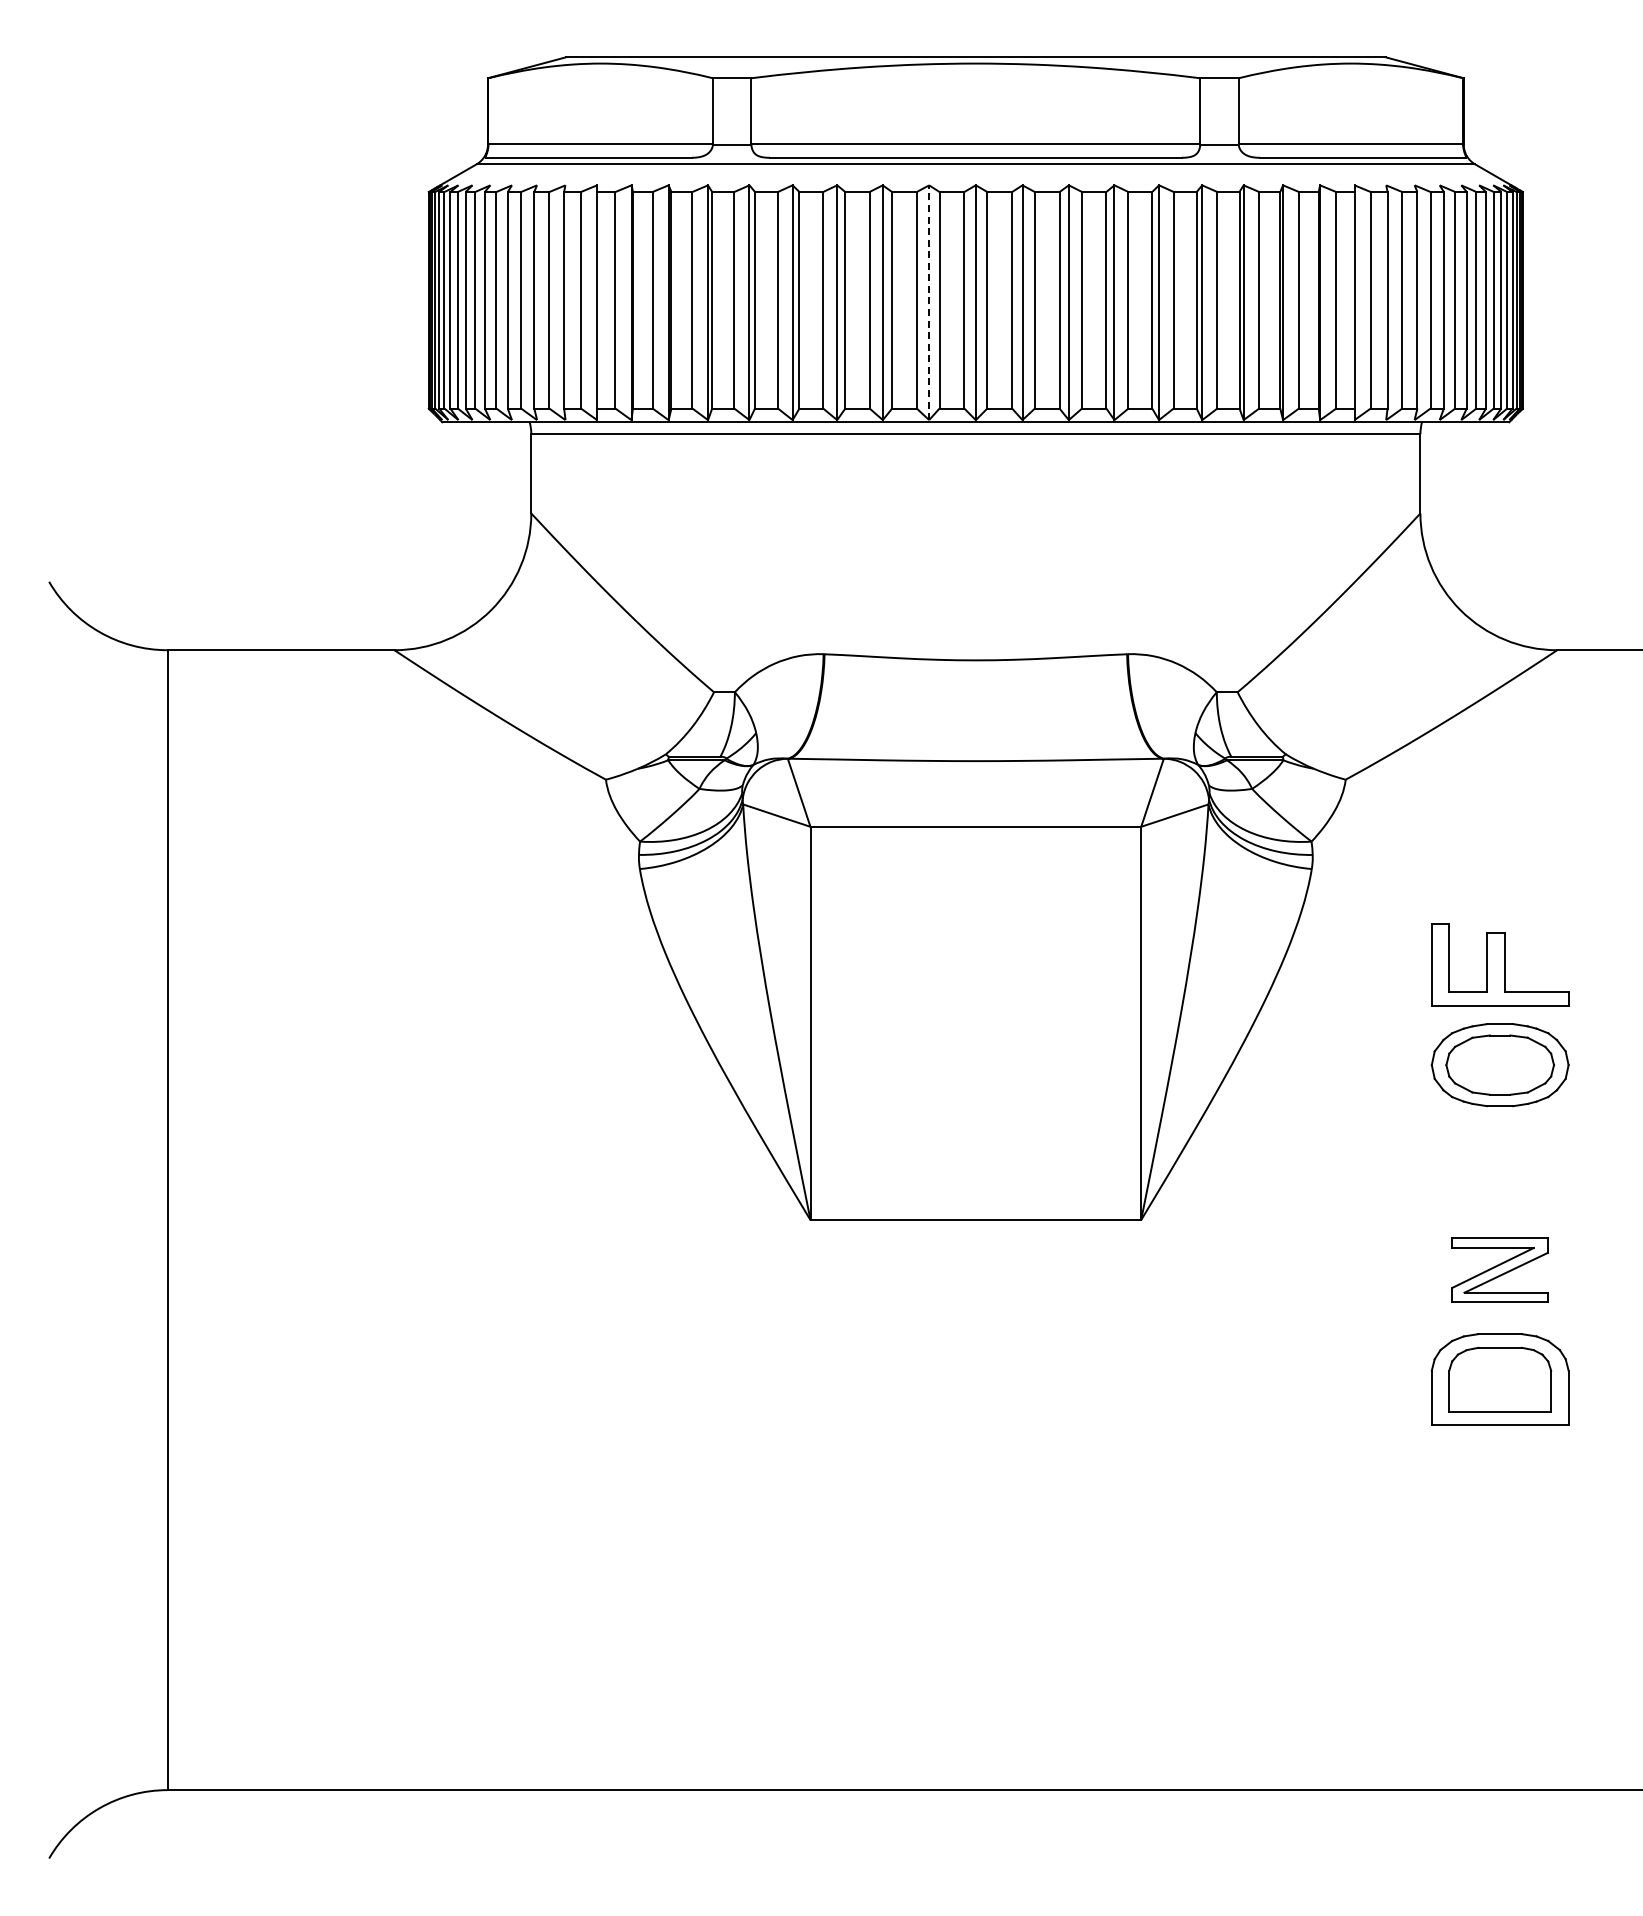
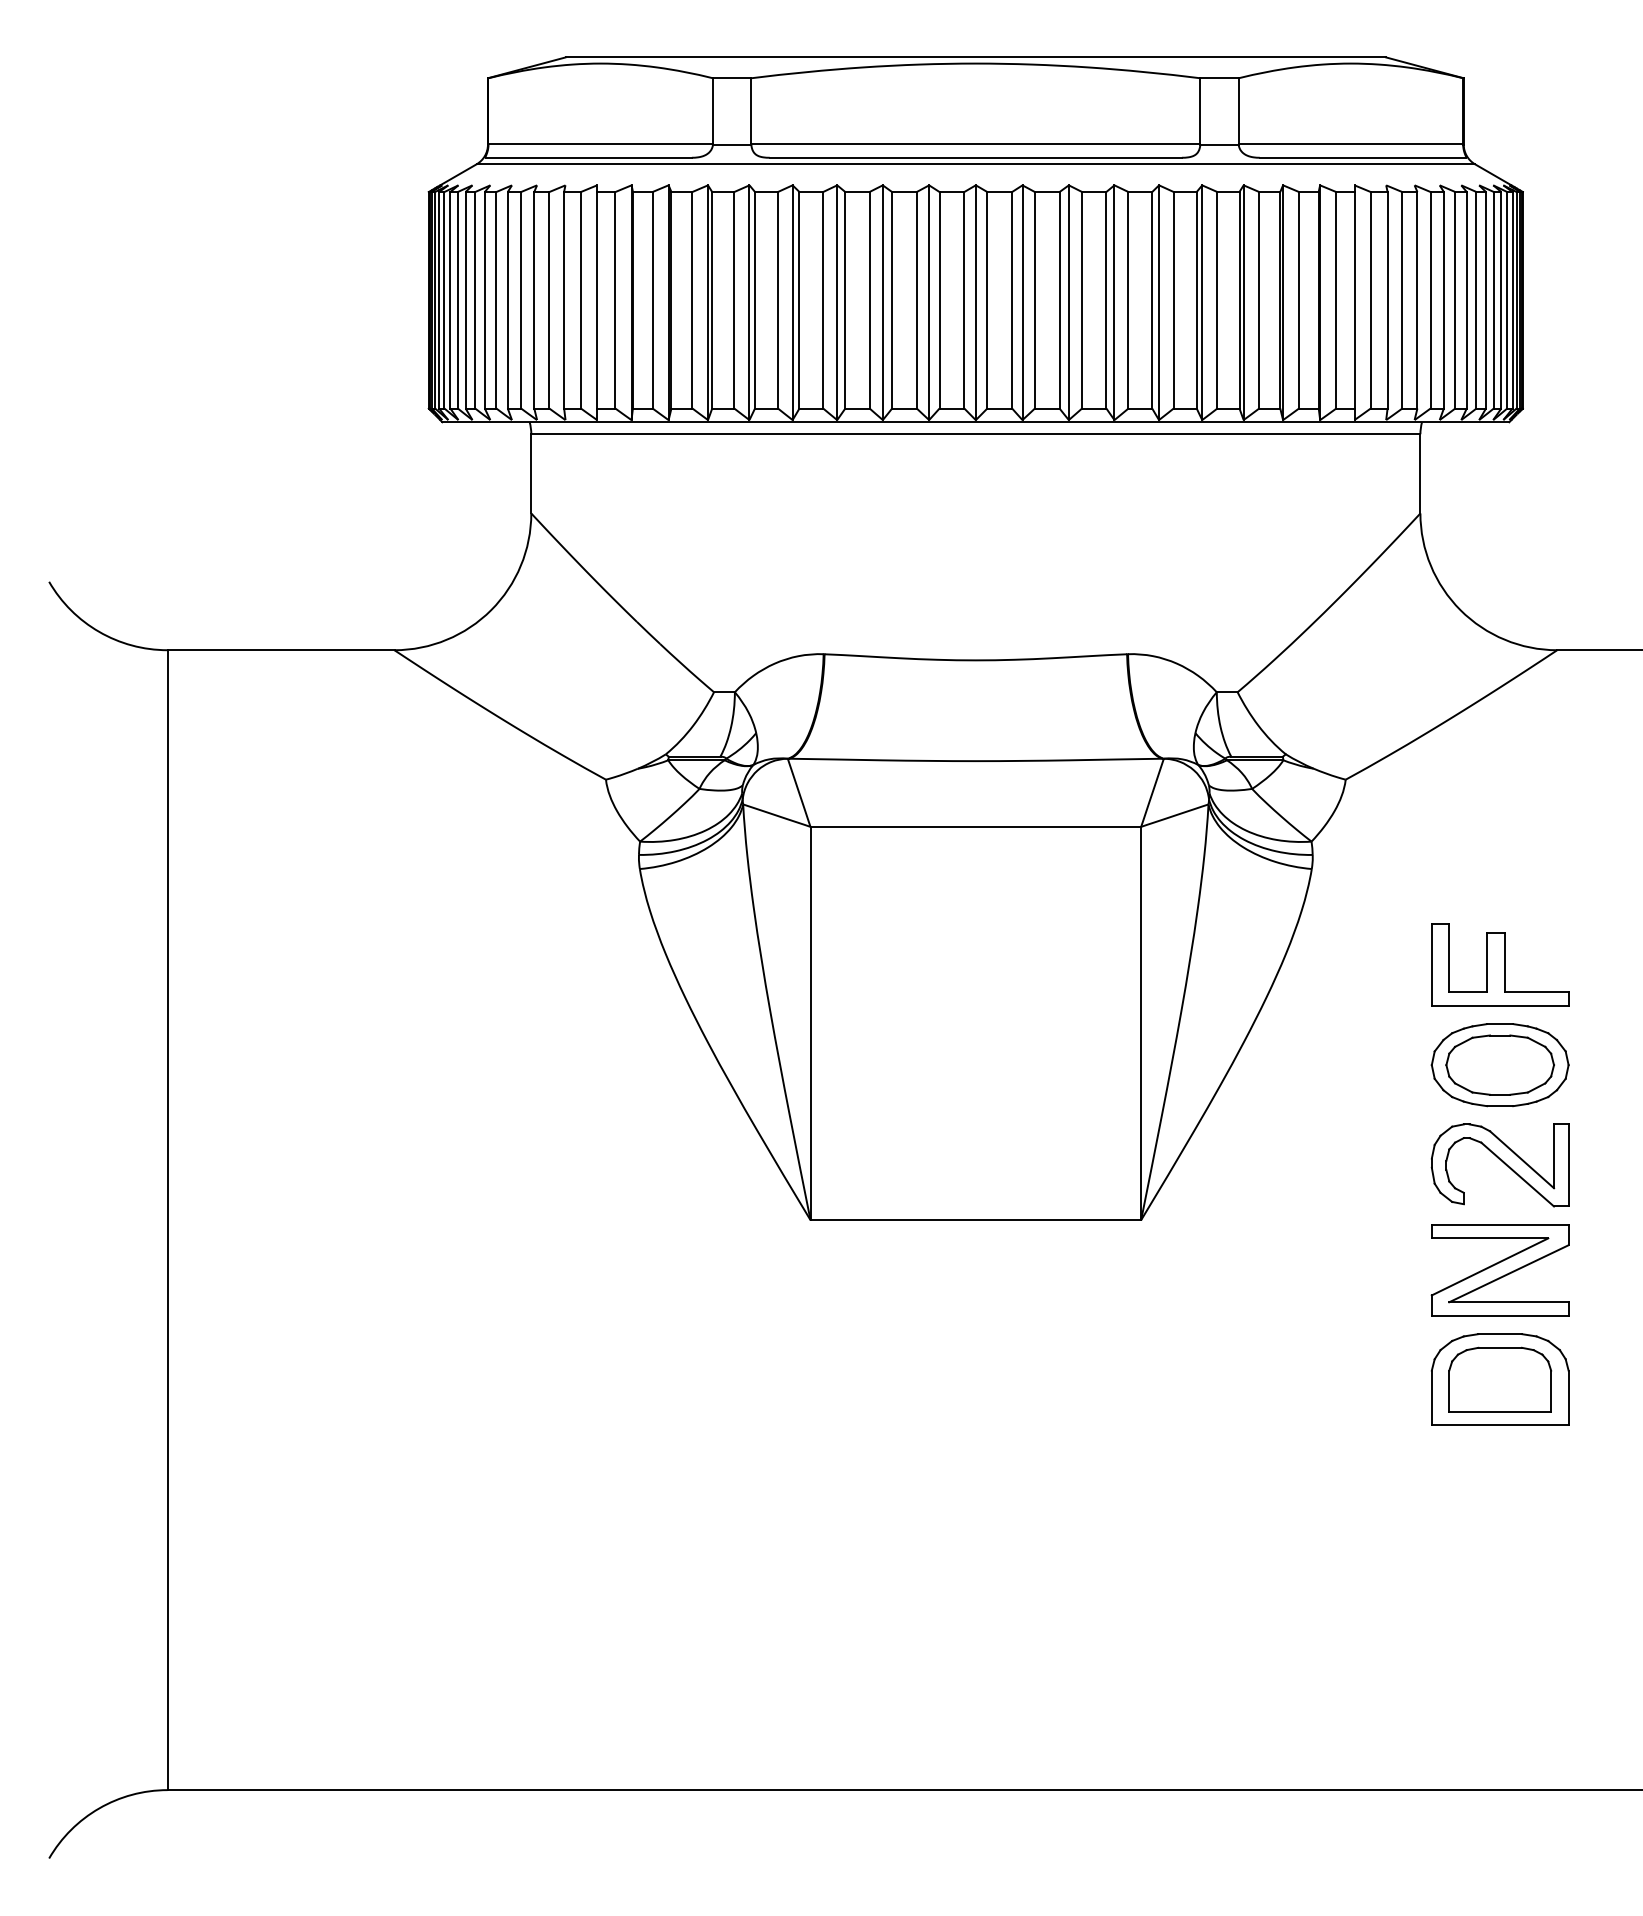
line: dashed -> solid (929, 302)
part: none -> present (1499, 1165)
part size: 98x66 px -> 140x93 px (1499, 1270)
